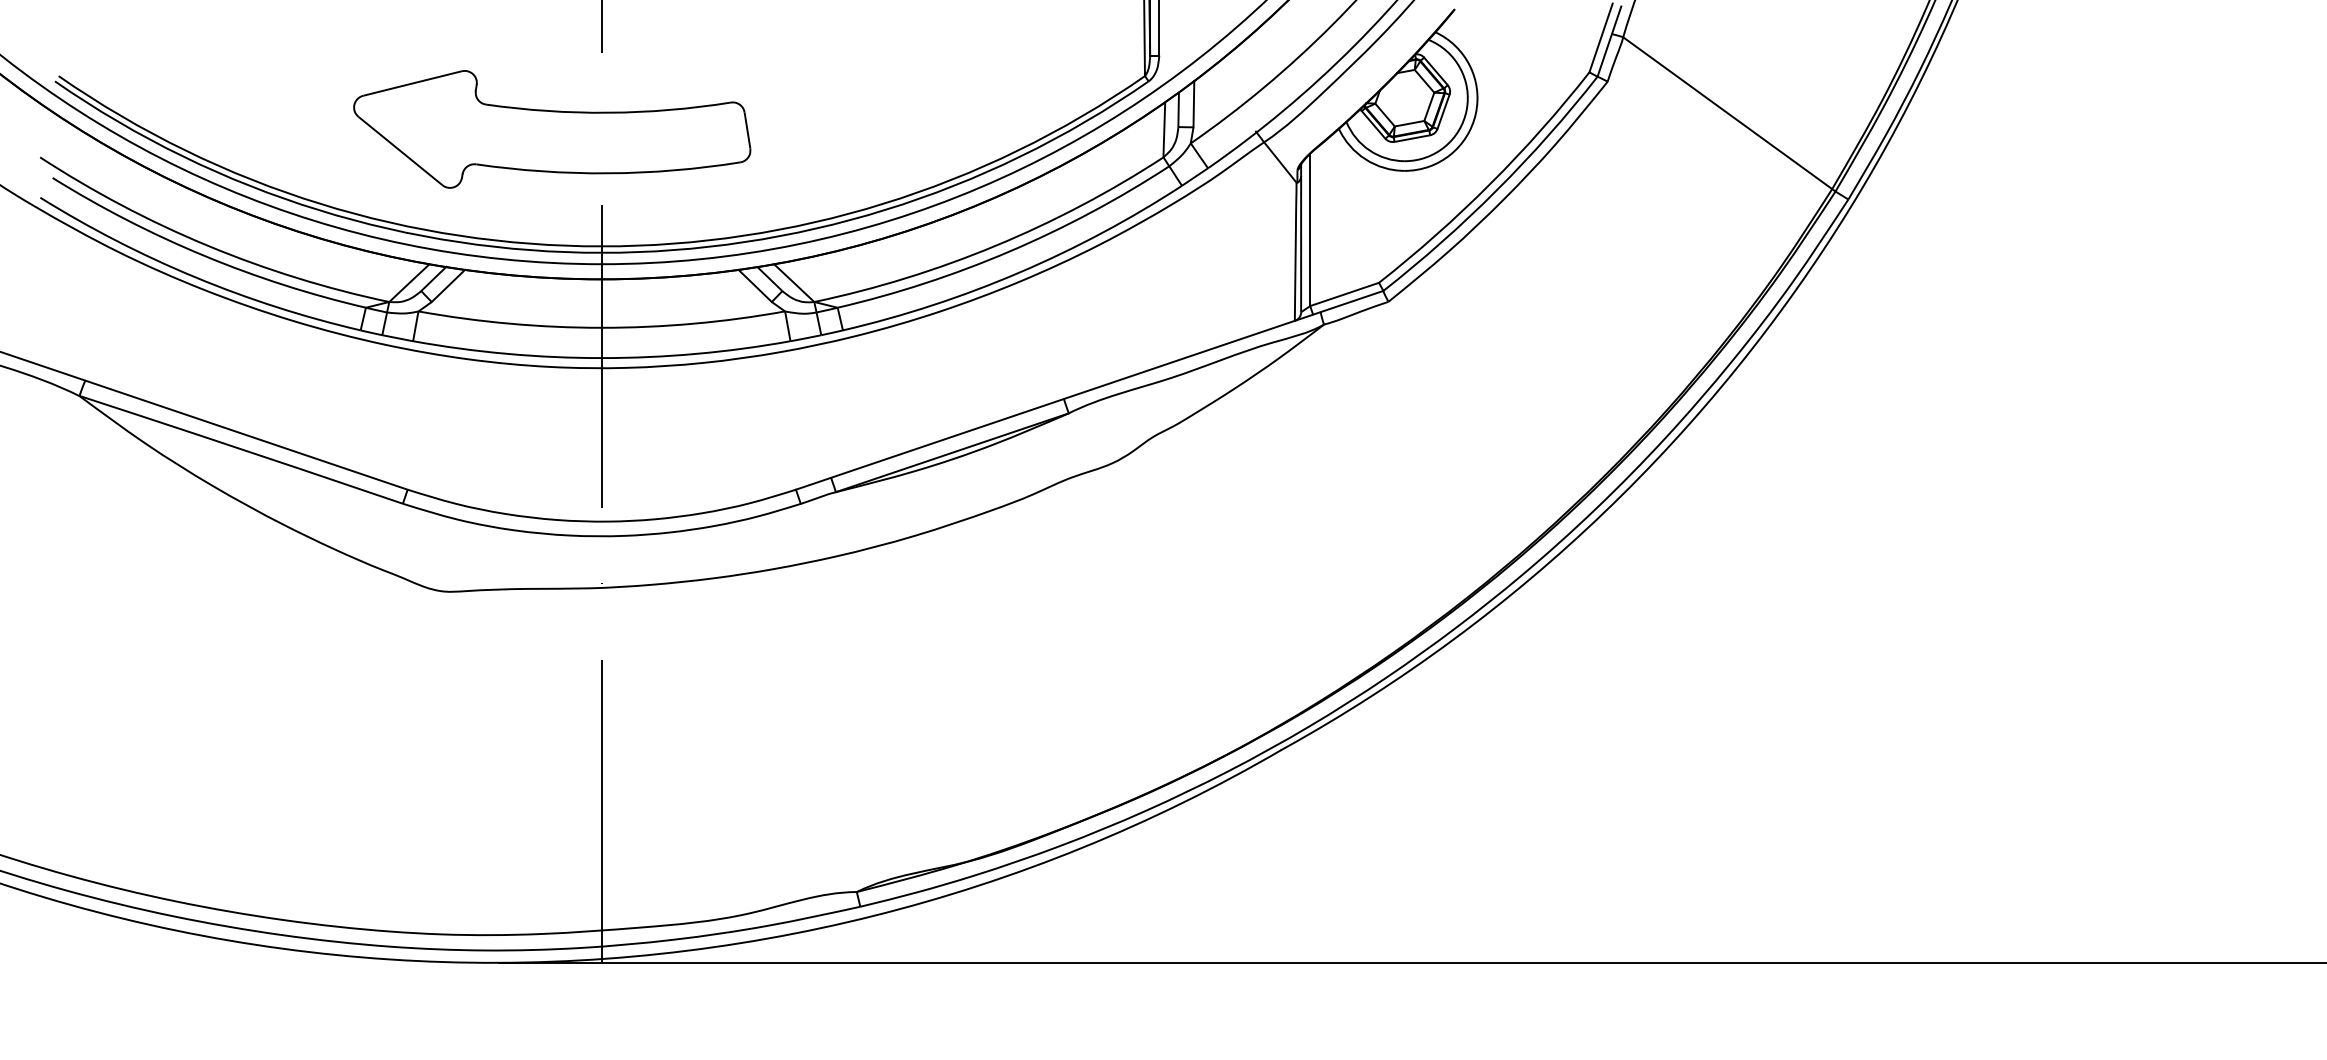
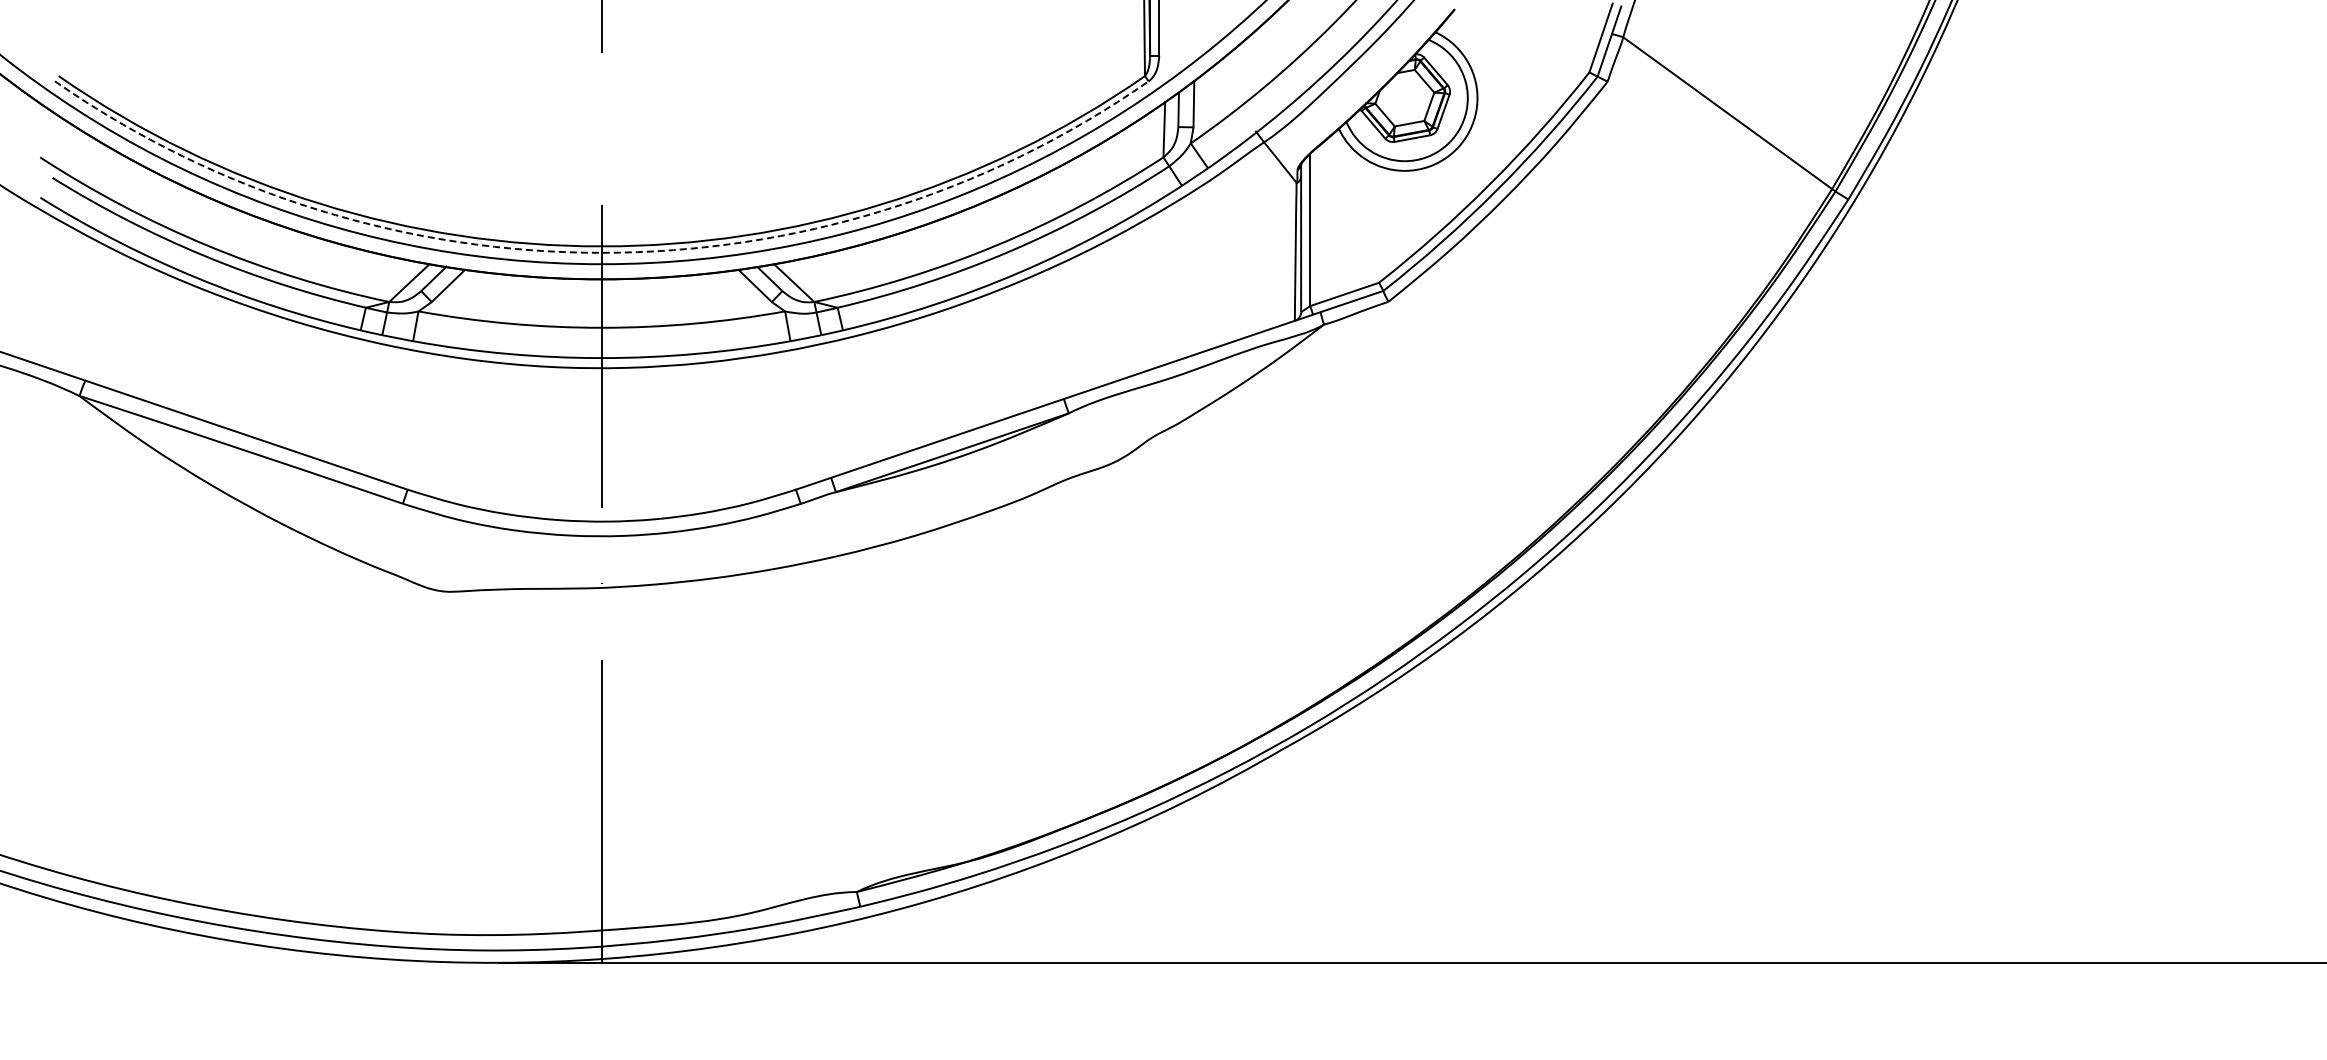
part: present -> none (552, 129)
arc: solid -> dashed (601, 252)
